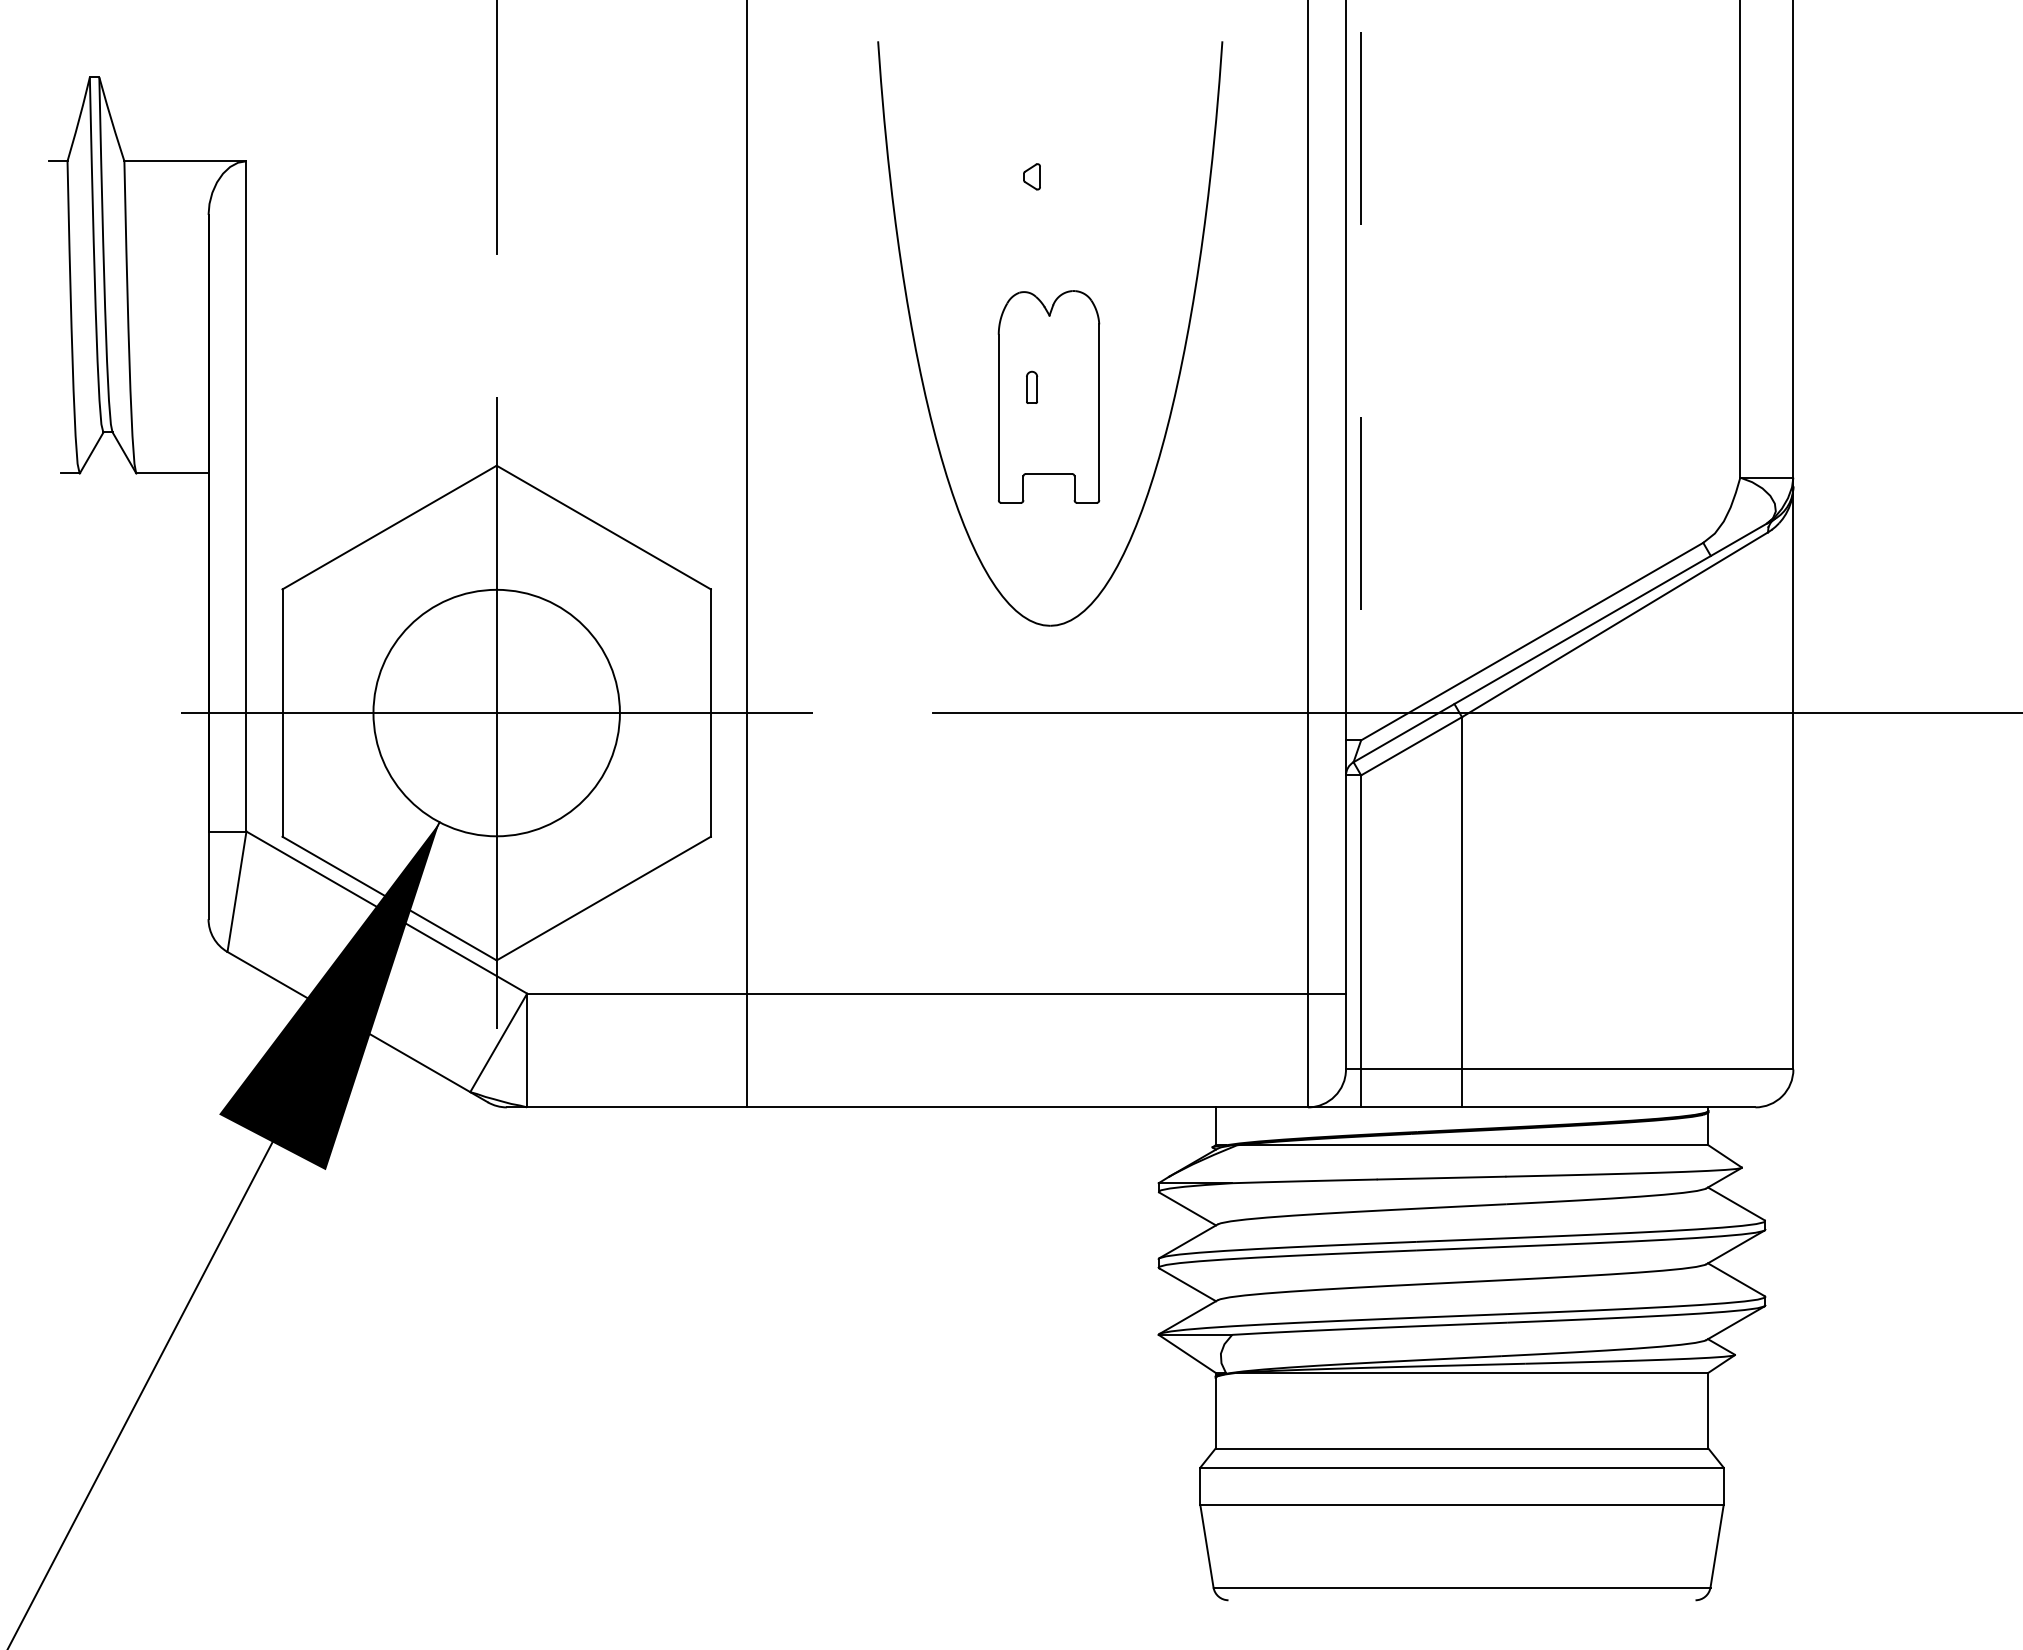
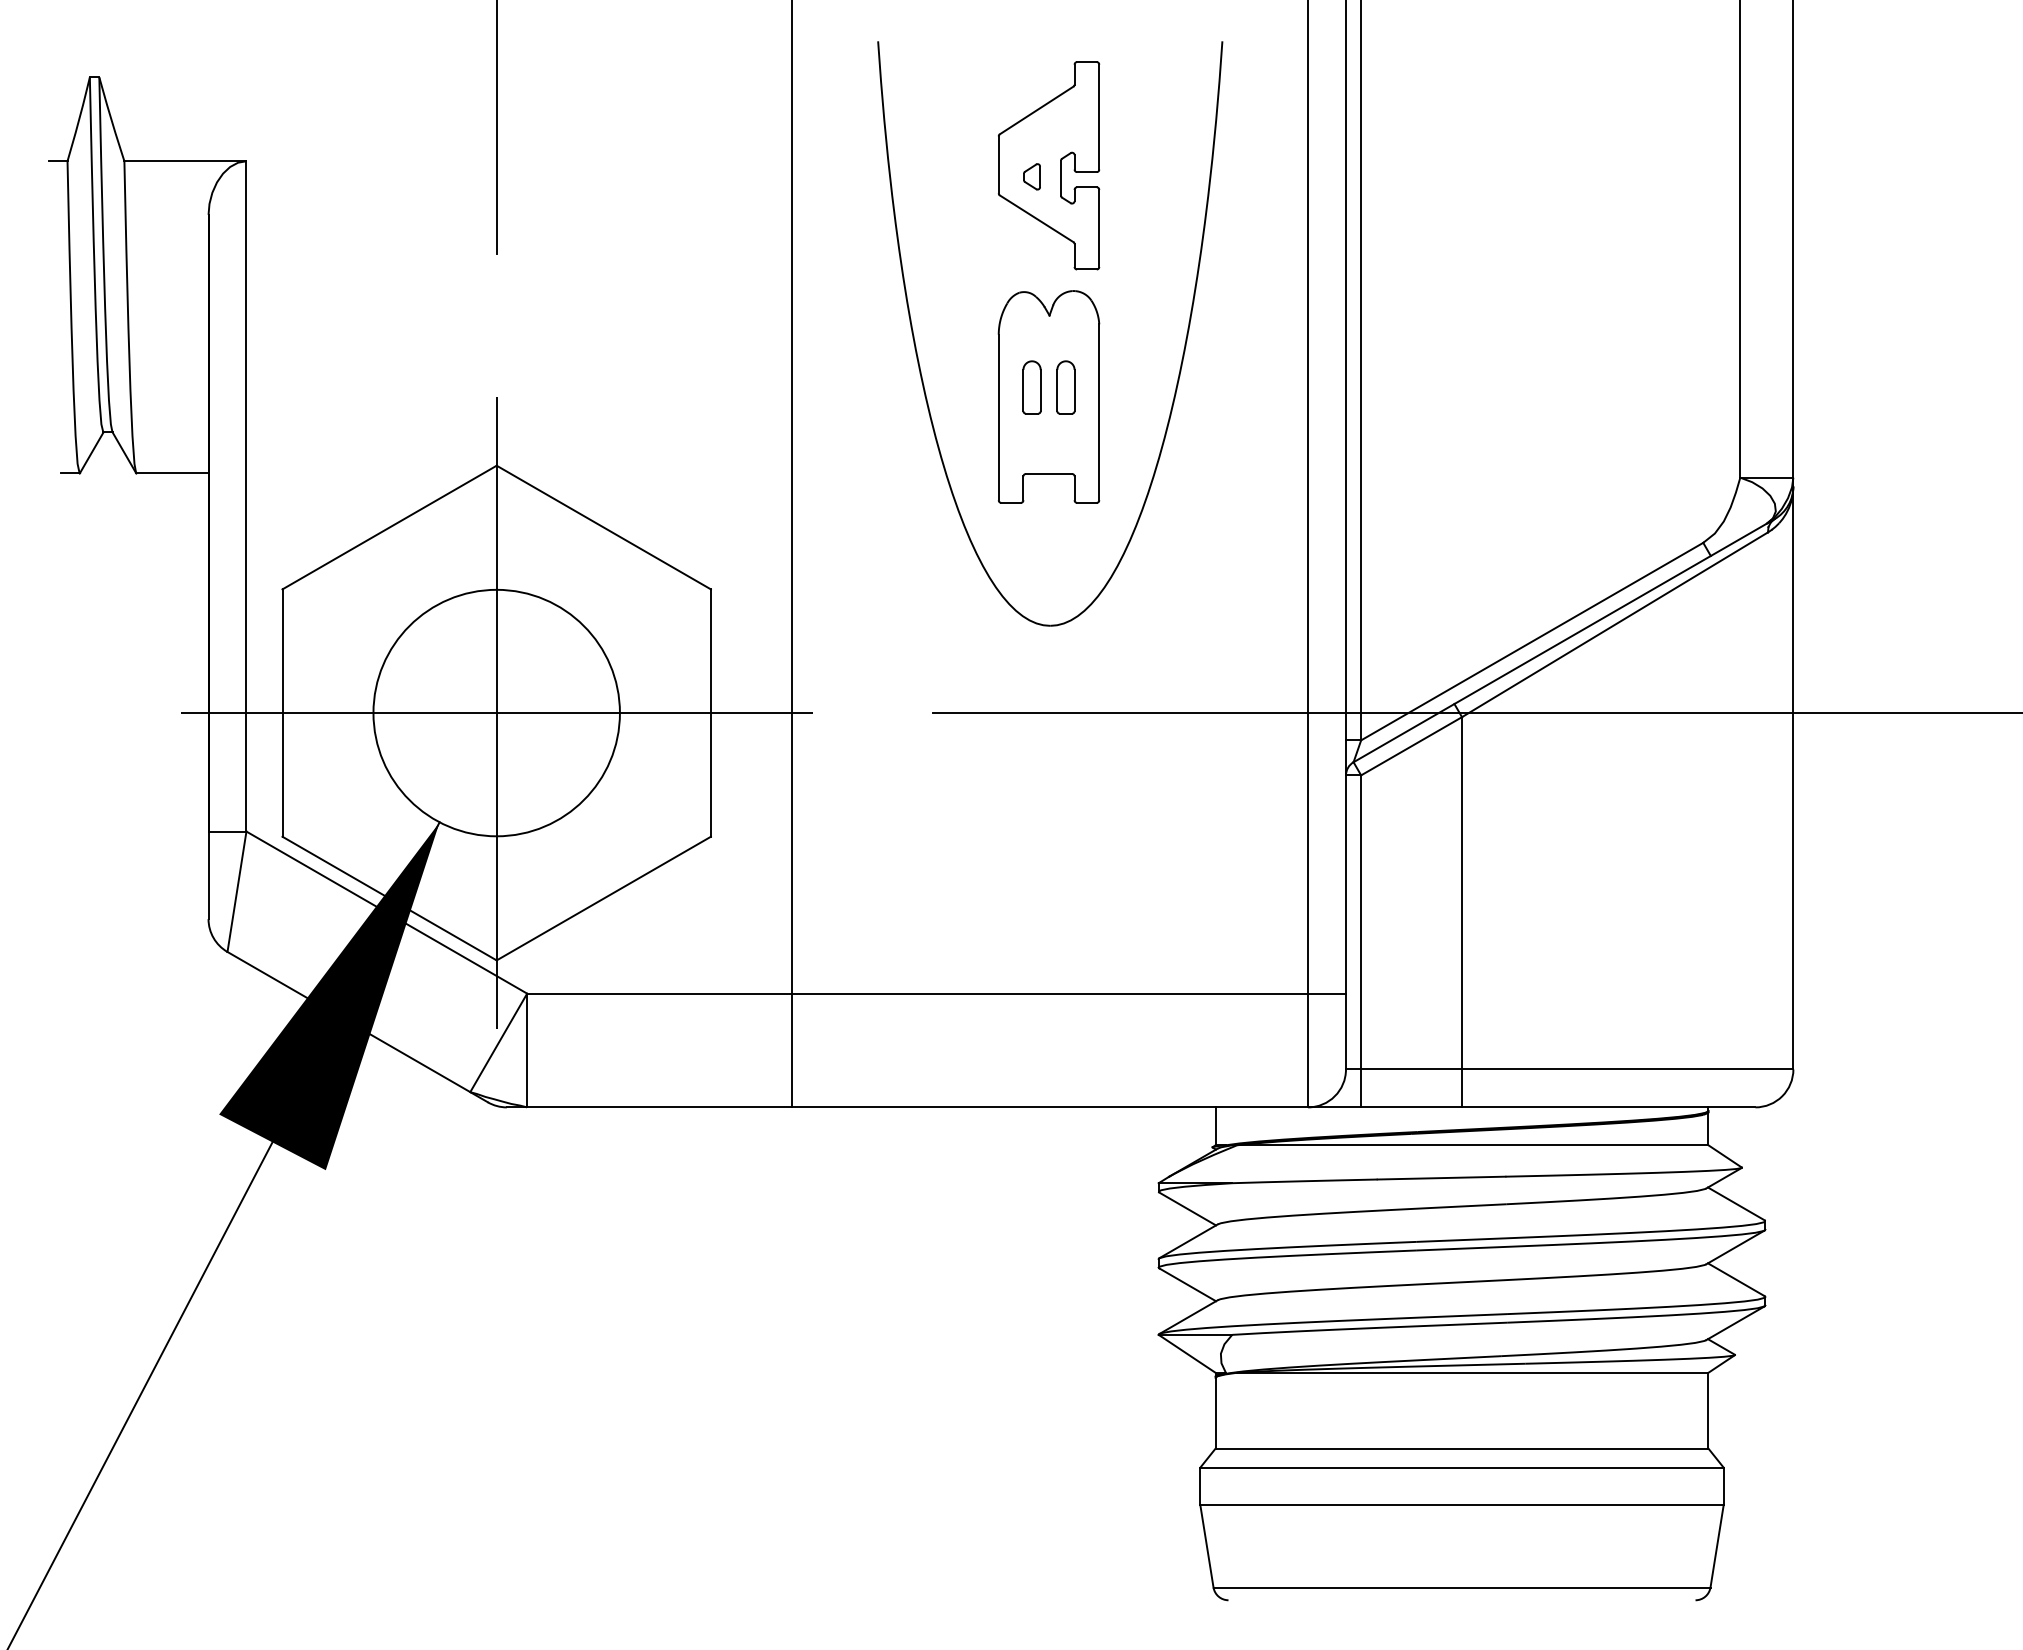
part: none -> present (1049, 165)
line: dashed -> solid (1361, 370)
part size: 13x34 px -> 20x55 px (1031, 387)
part: none -> present (1065, 387)
line position: (747, 554) -> (792, 554) (792, 554)
